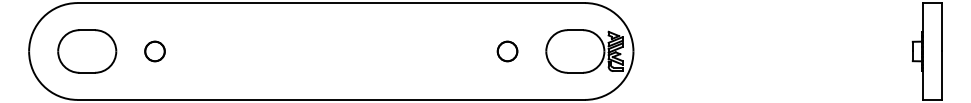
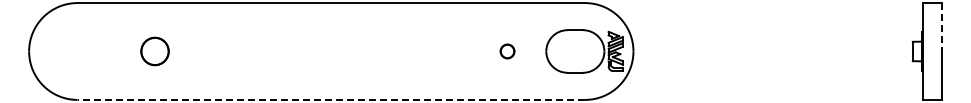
line: solid -> dashed (941, 27)
part: present -> none (87, 51)
part size: 22x23 px -> 30x31 px (154, 51)
part size: 23x23 px -> 17x17 px (507, 51)
line: solid -> dashed (331, 99)
